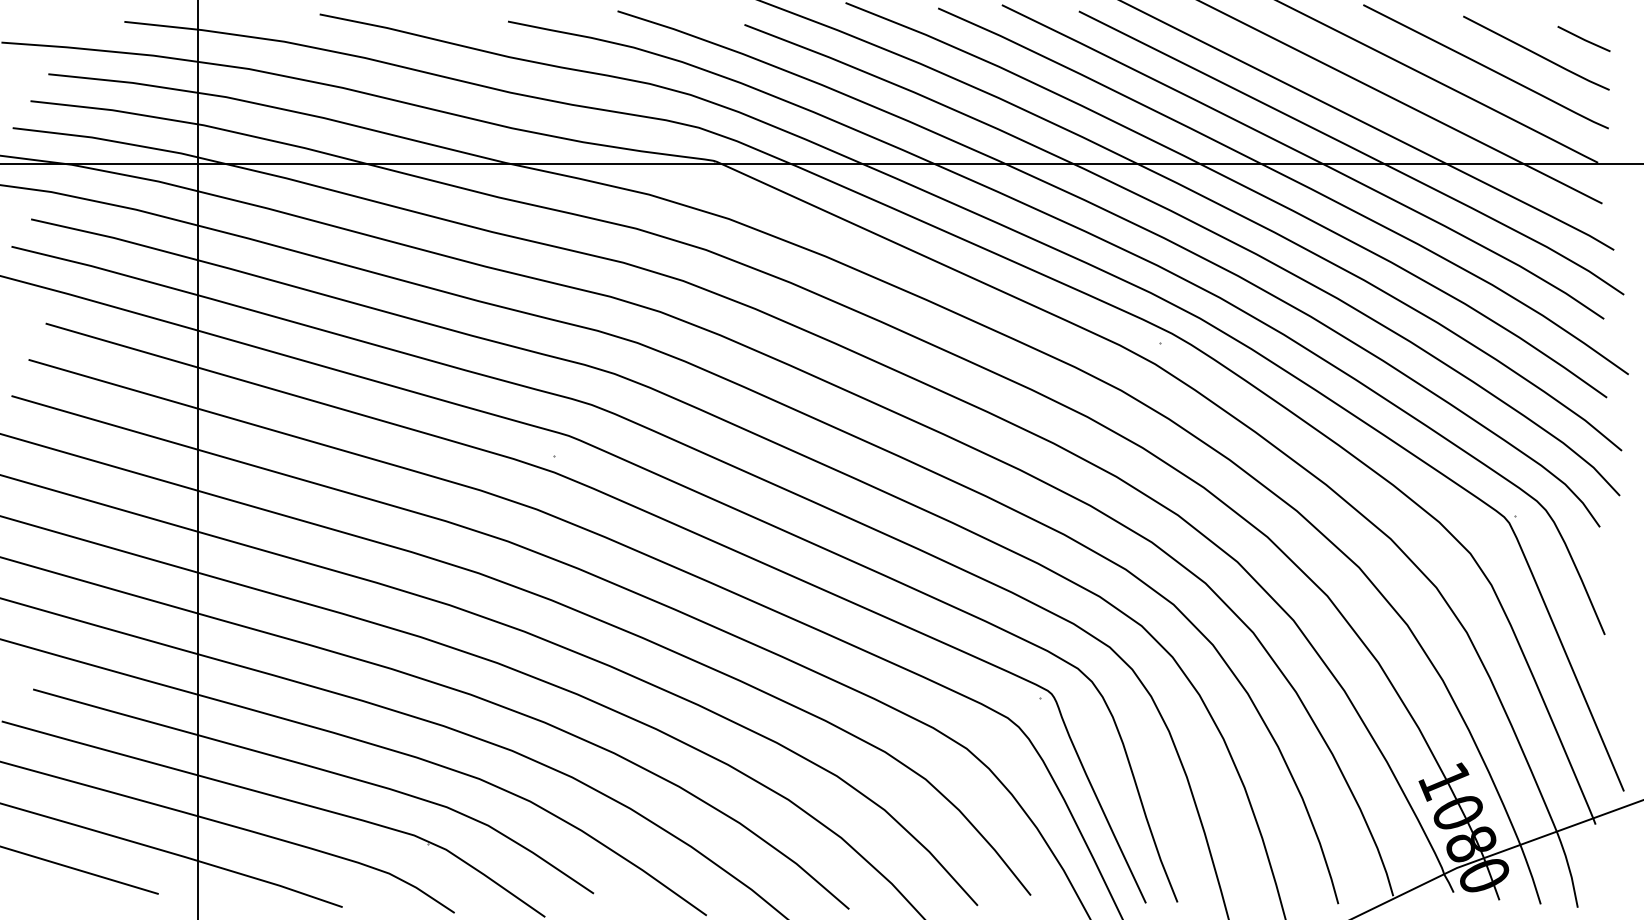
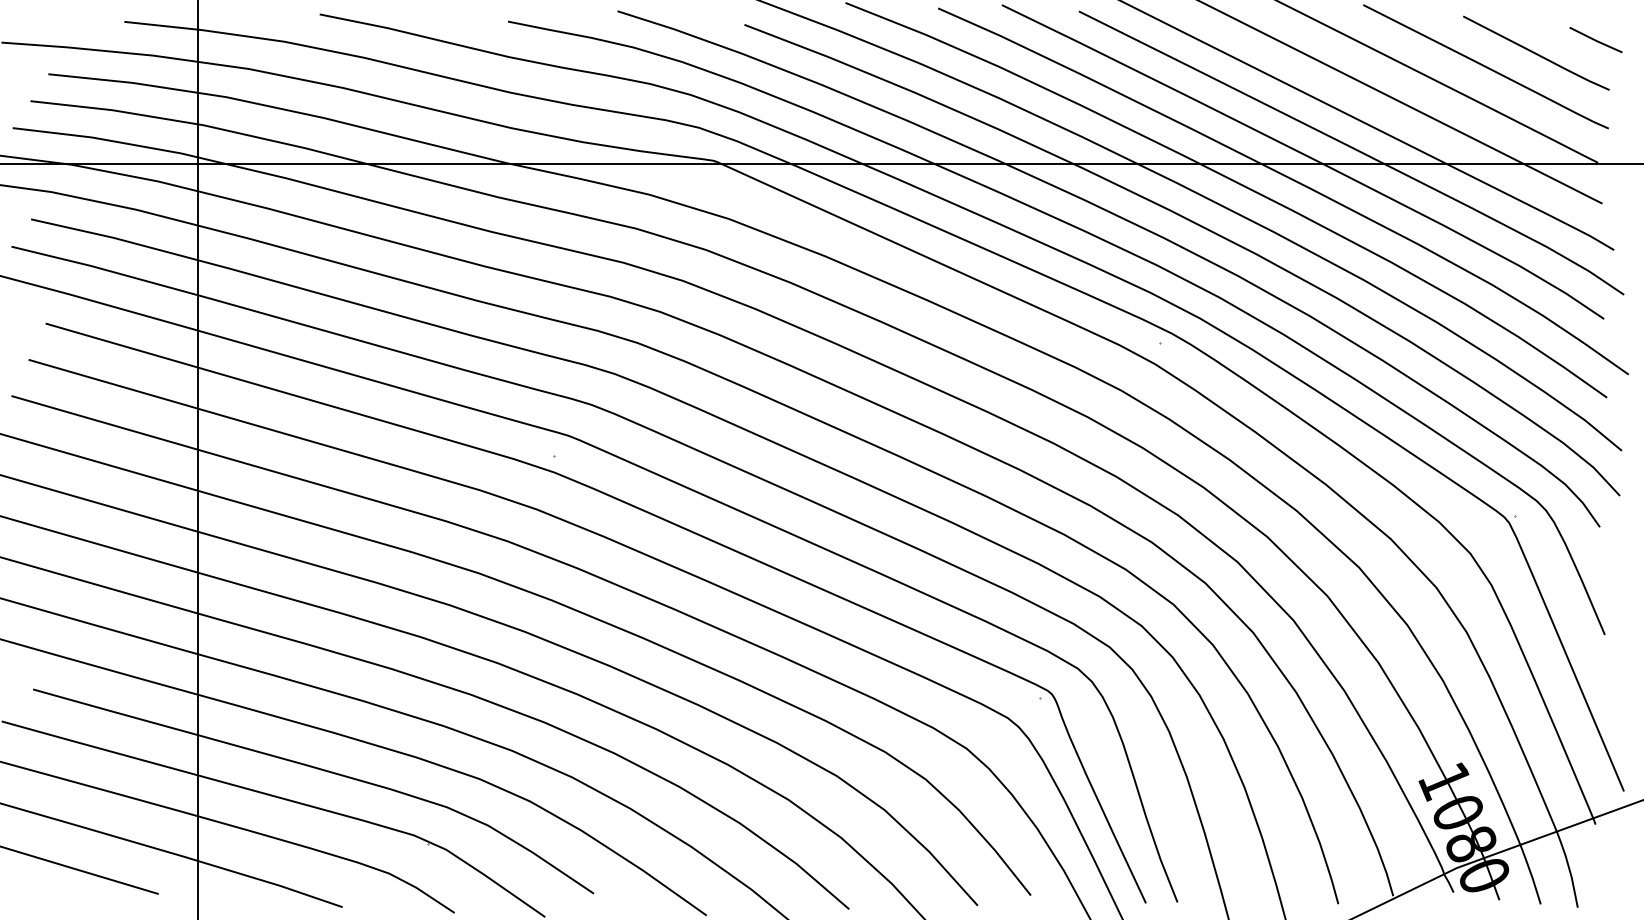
line position: (1583, 39) -> (1595, 40) (1595, 40)
